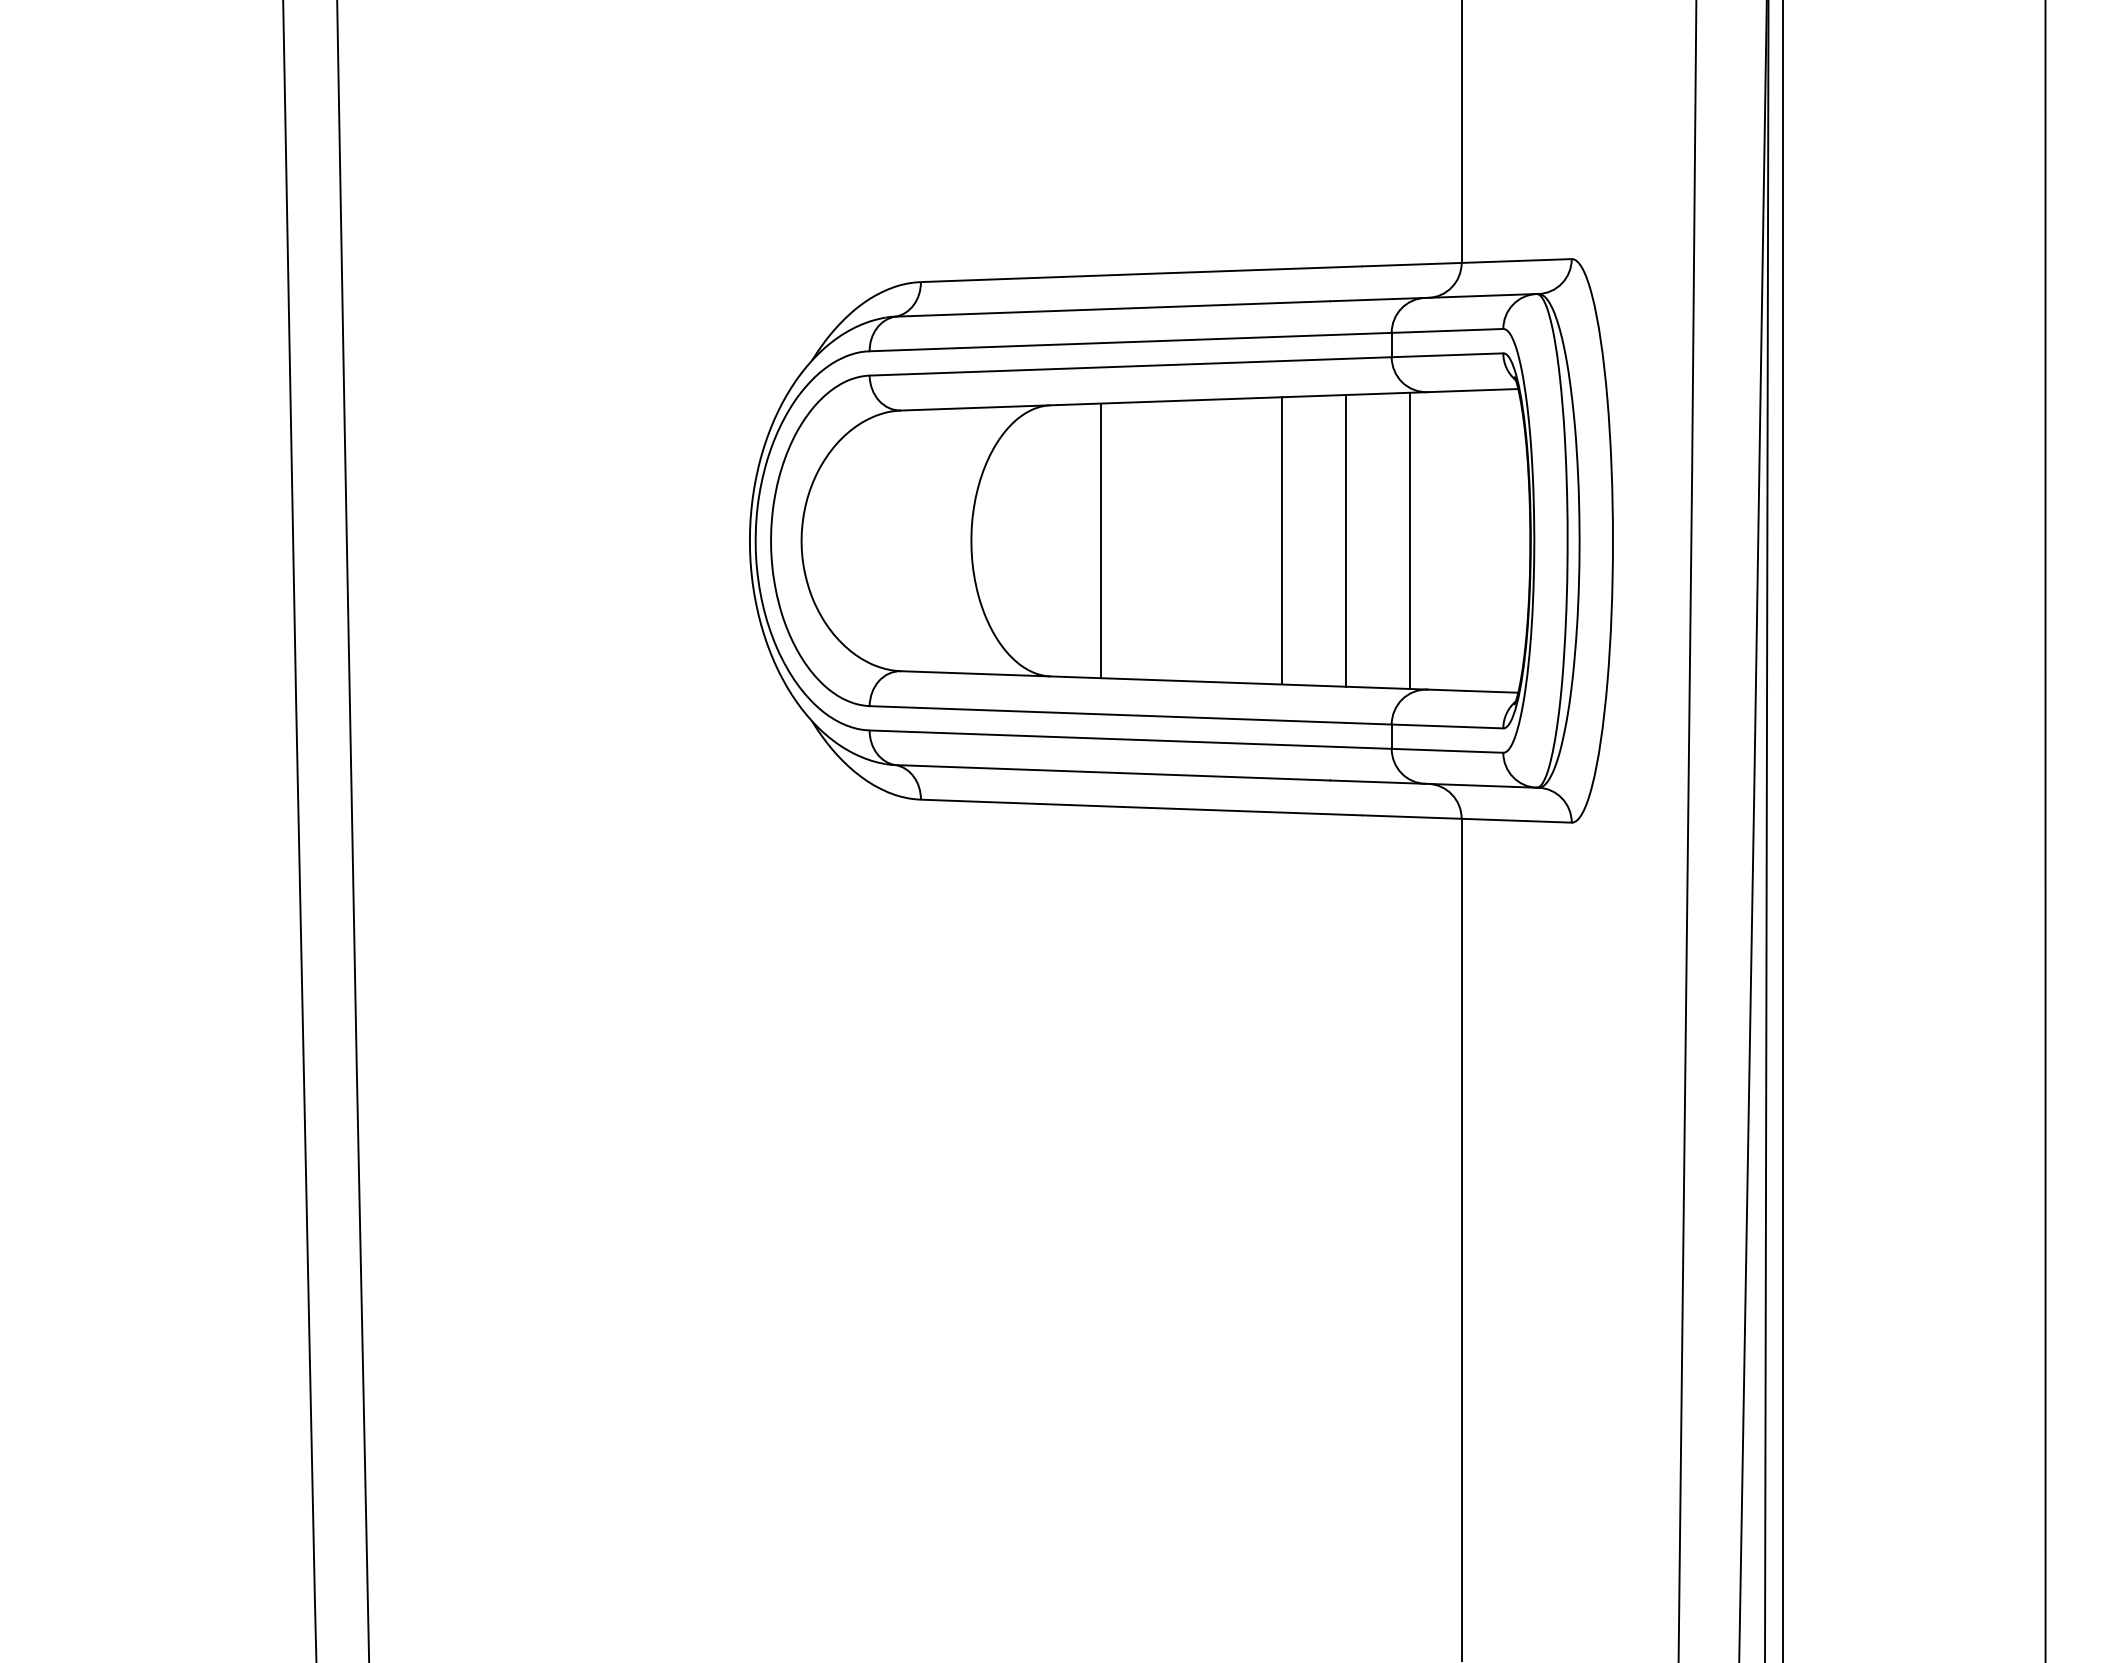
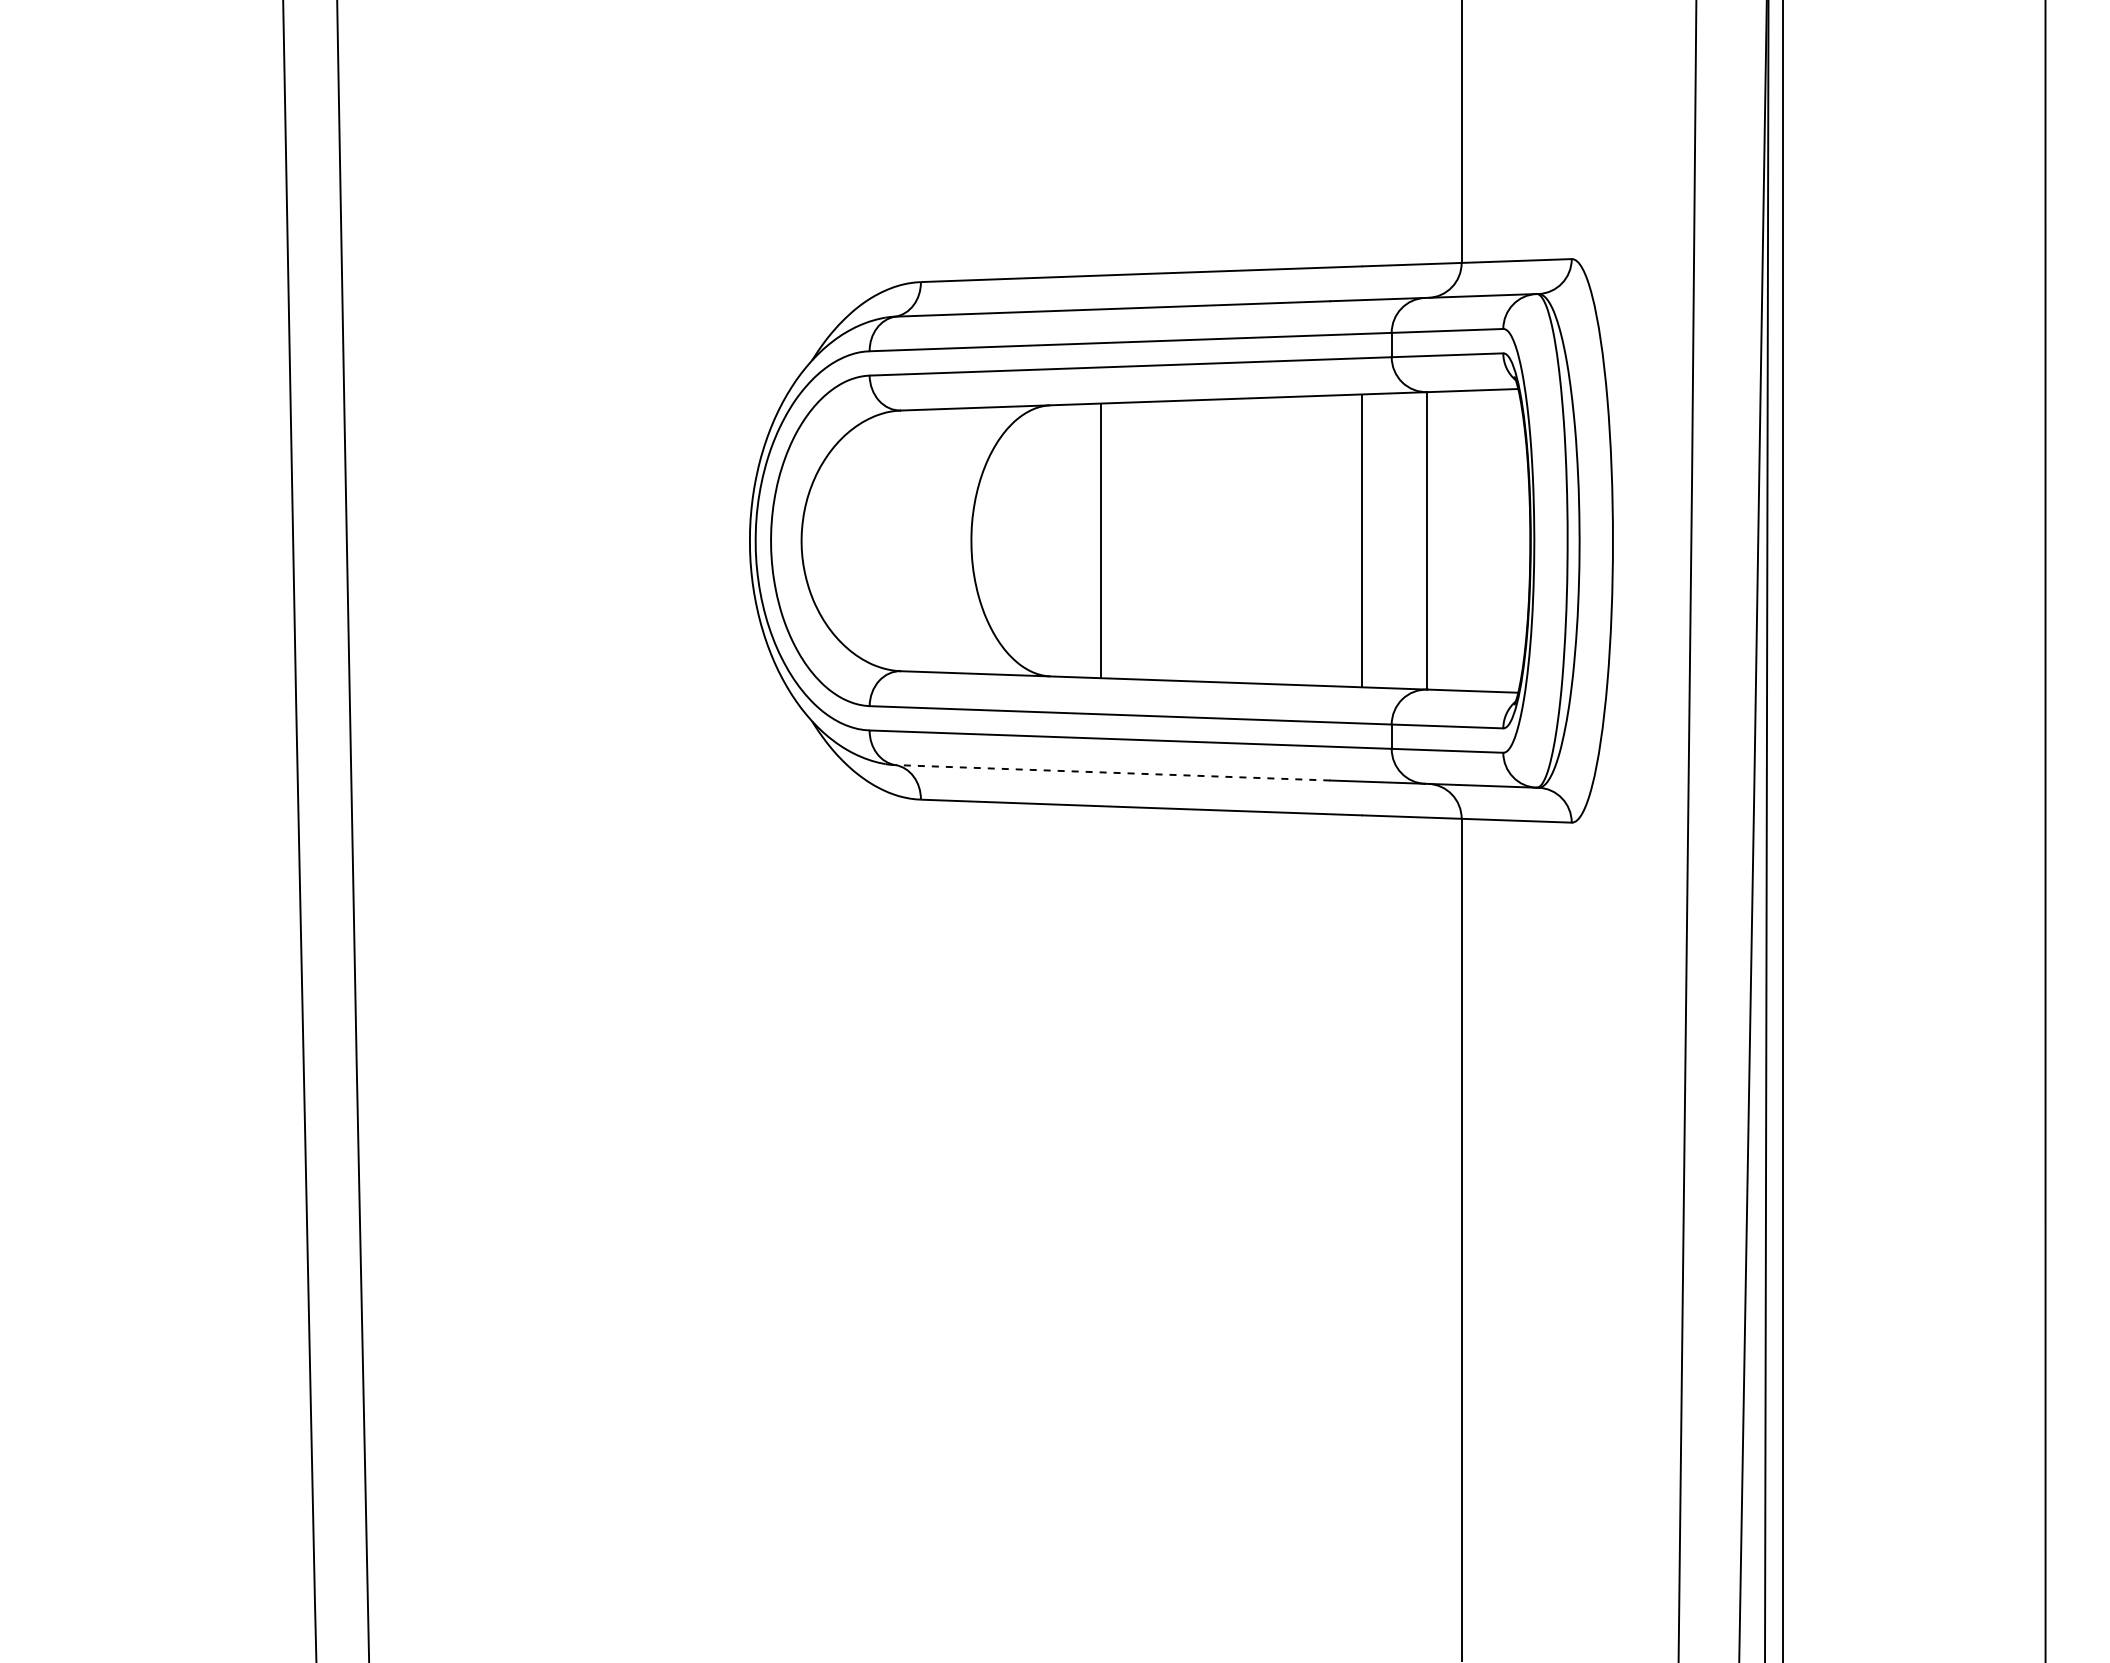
line: present -> none (1282, 540)
line position: (1346, 540) -> (1362, 540) (1362, 540)
line position: (1409, 540) -> (1426, 540) (1426, 540)
line: solid -> dashed (1112, 772)
